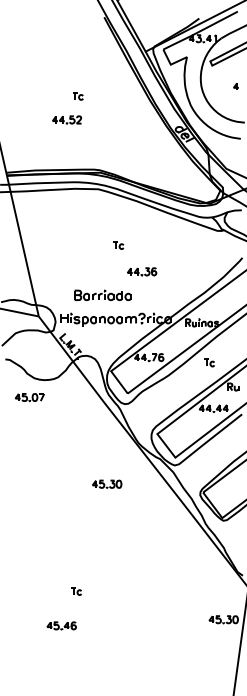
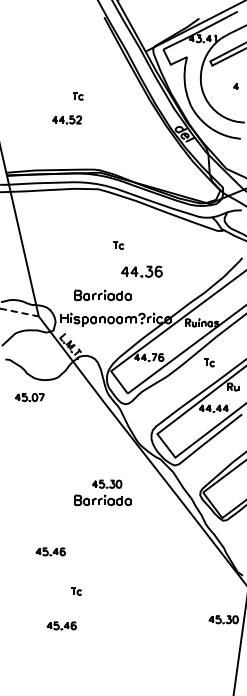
part size: 31x10 px -> 42x13 px (141, 271)
line: solid -> dashed (20, 312)
part: none -> present (102, 499)
part: none -> present (50, 551)
